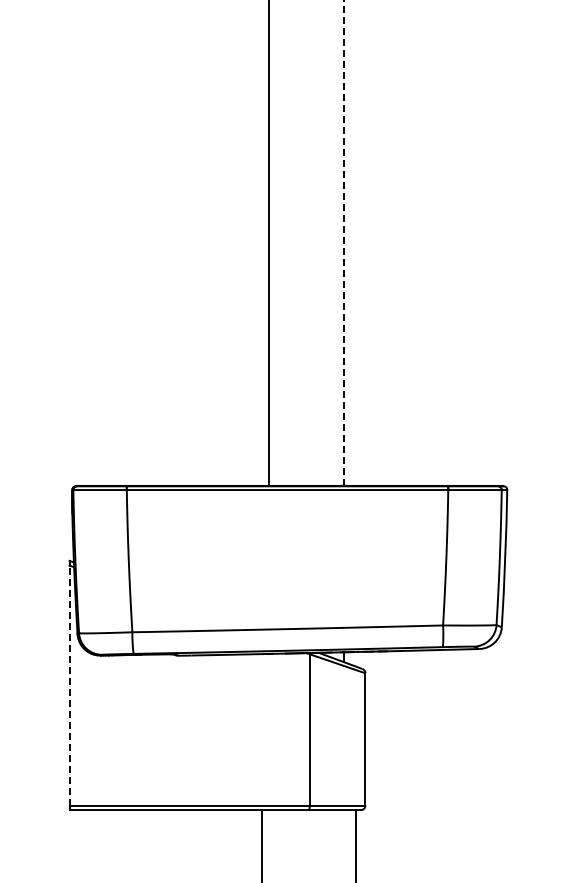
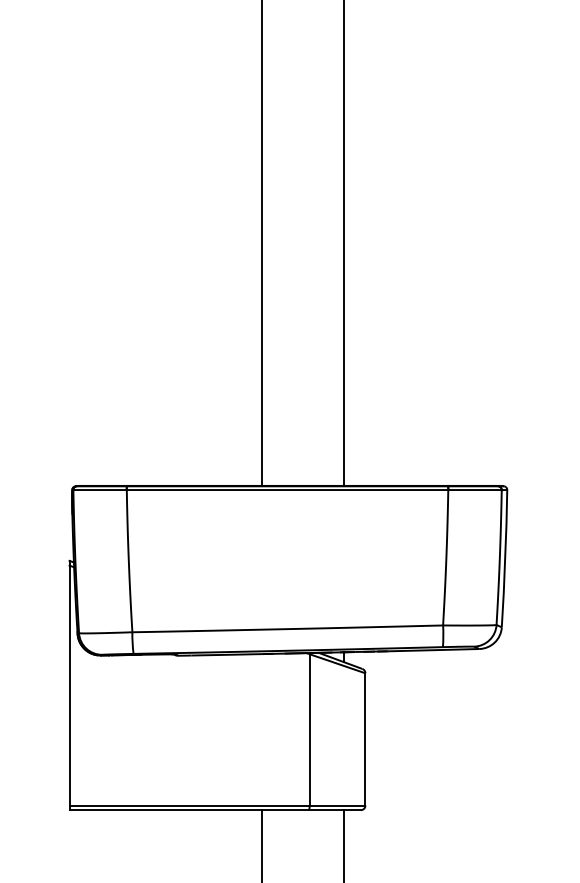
line: dashed -> solid (343, 242)
line position: (268, 243) -> (261, 243) (261, 243)
line: dashed -> solid (69, 685)
line position: (355, 844) -> (343, 844) (343, 844)
